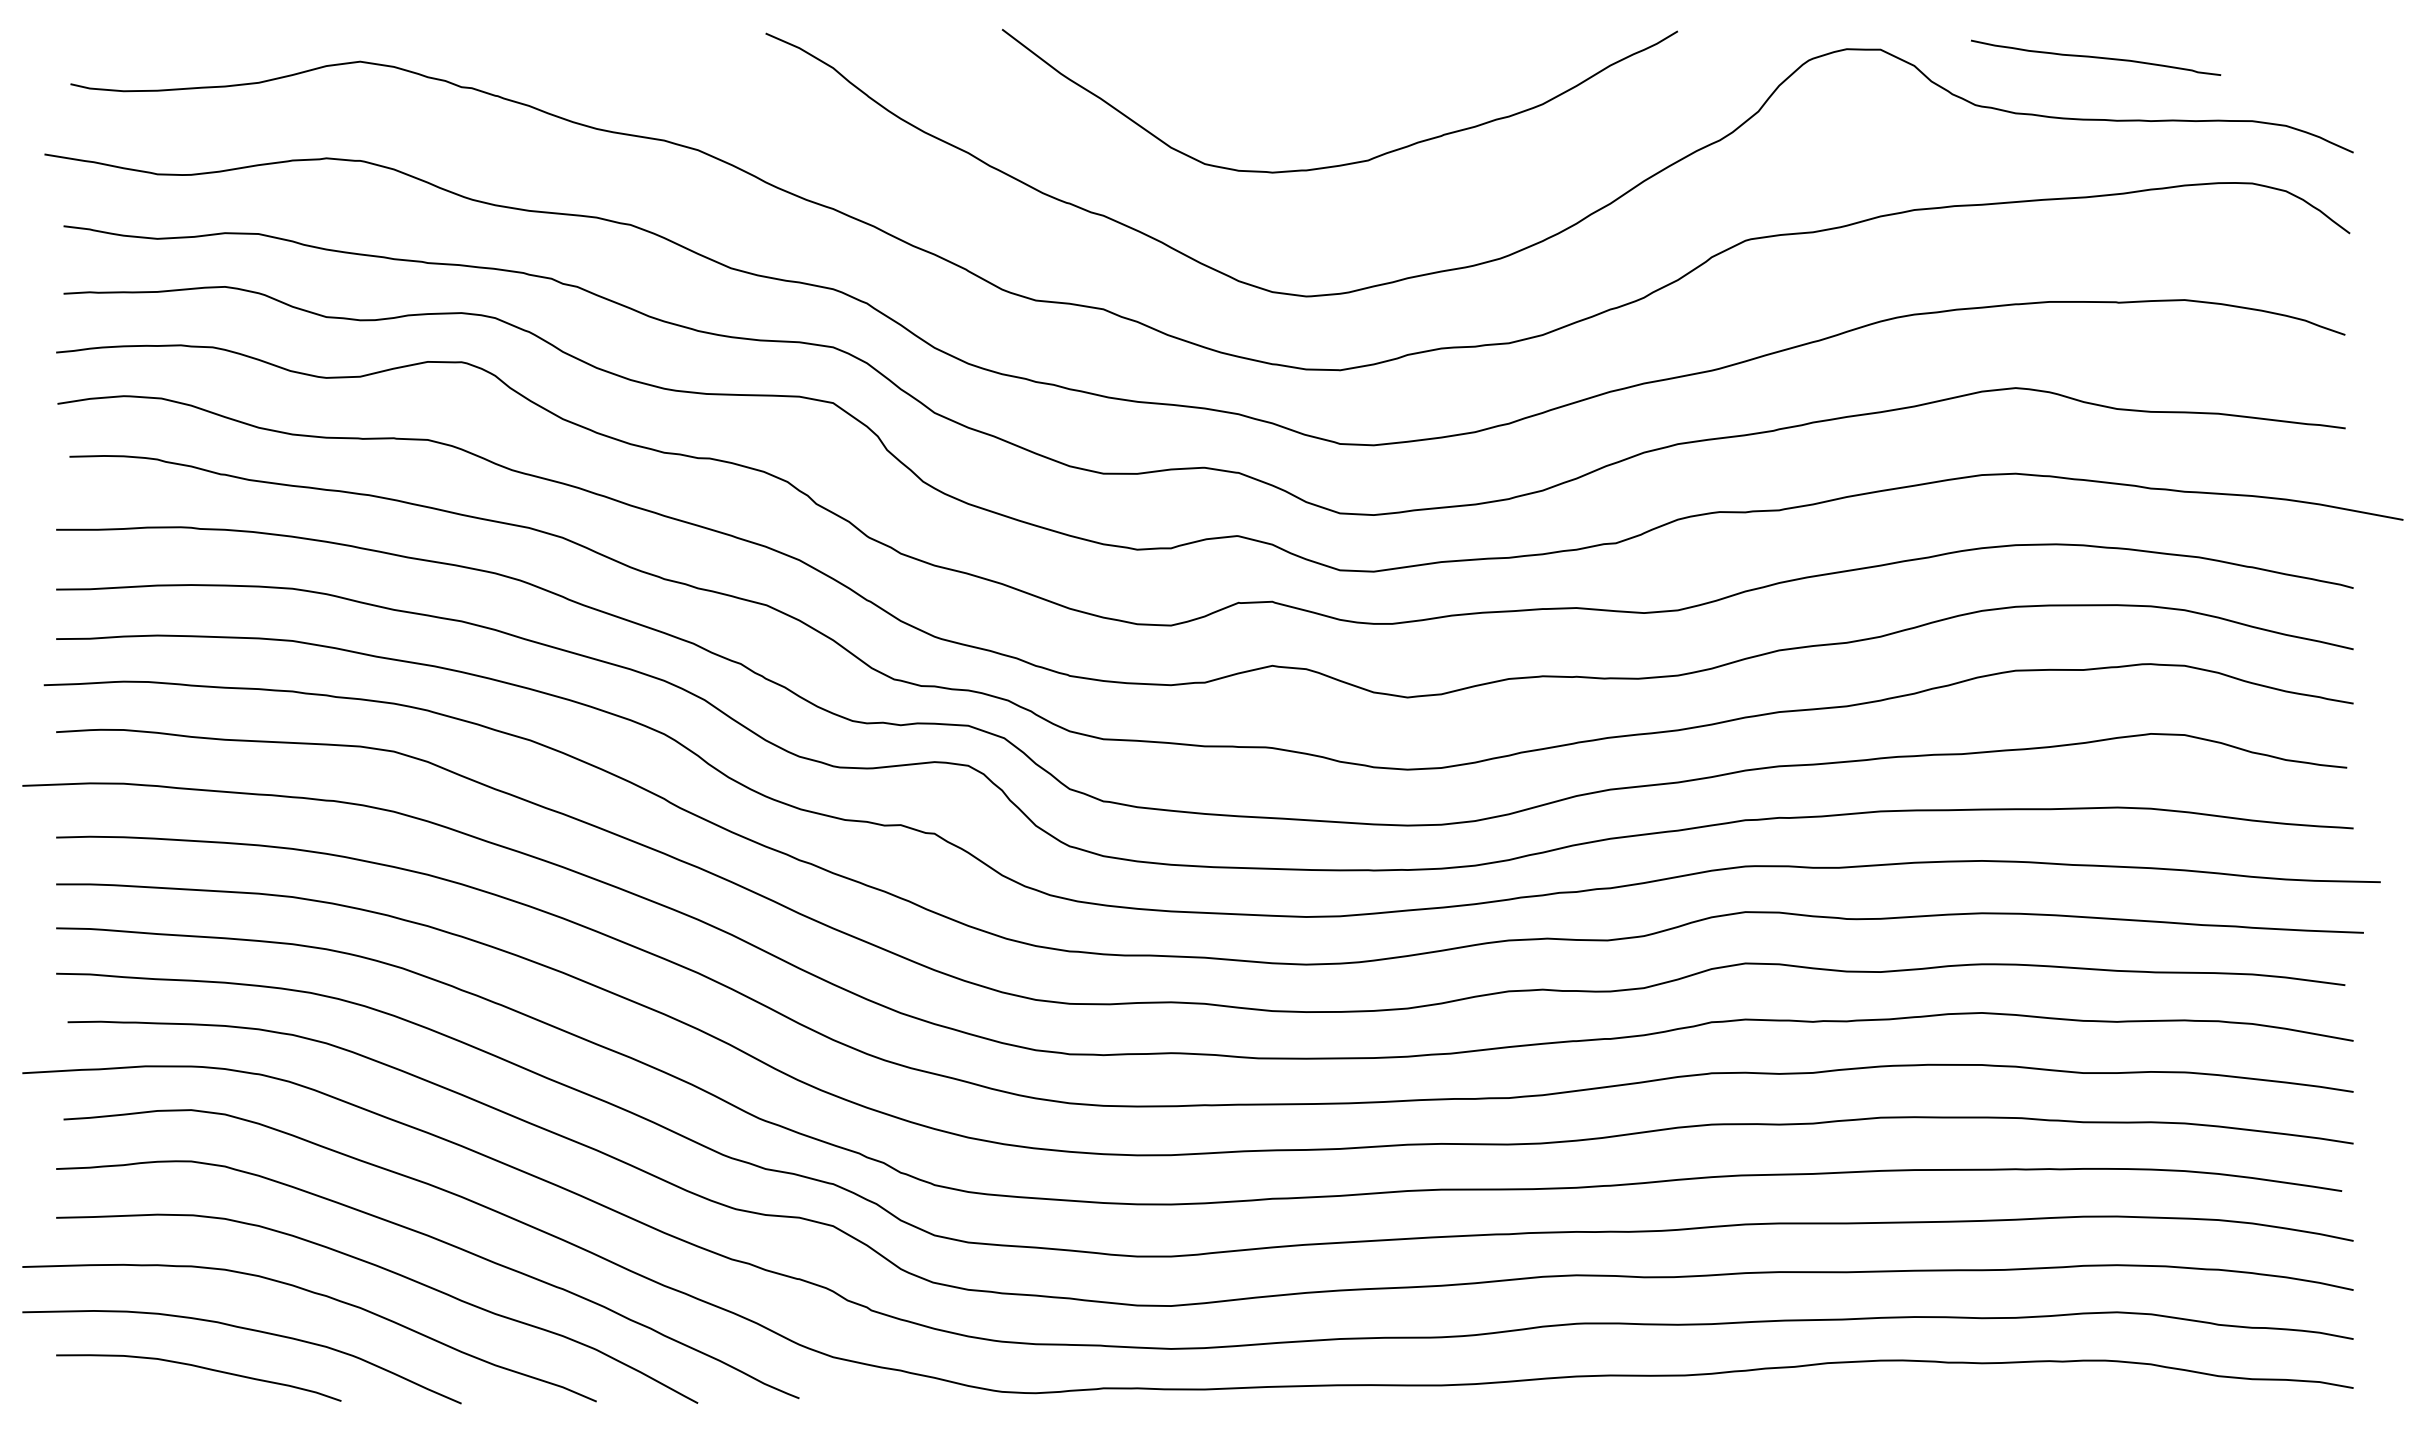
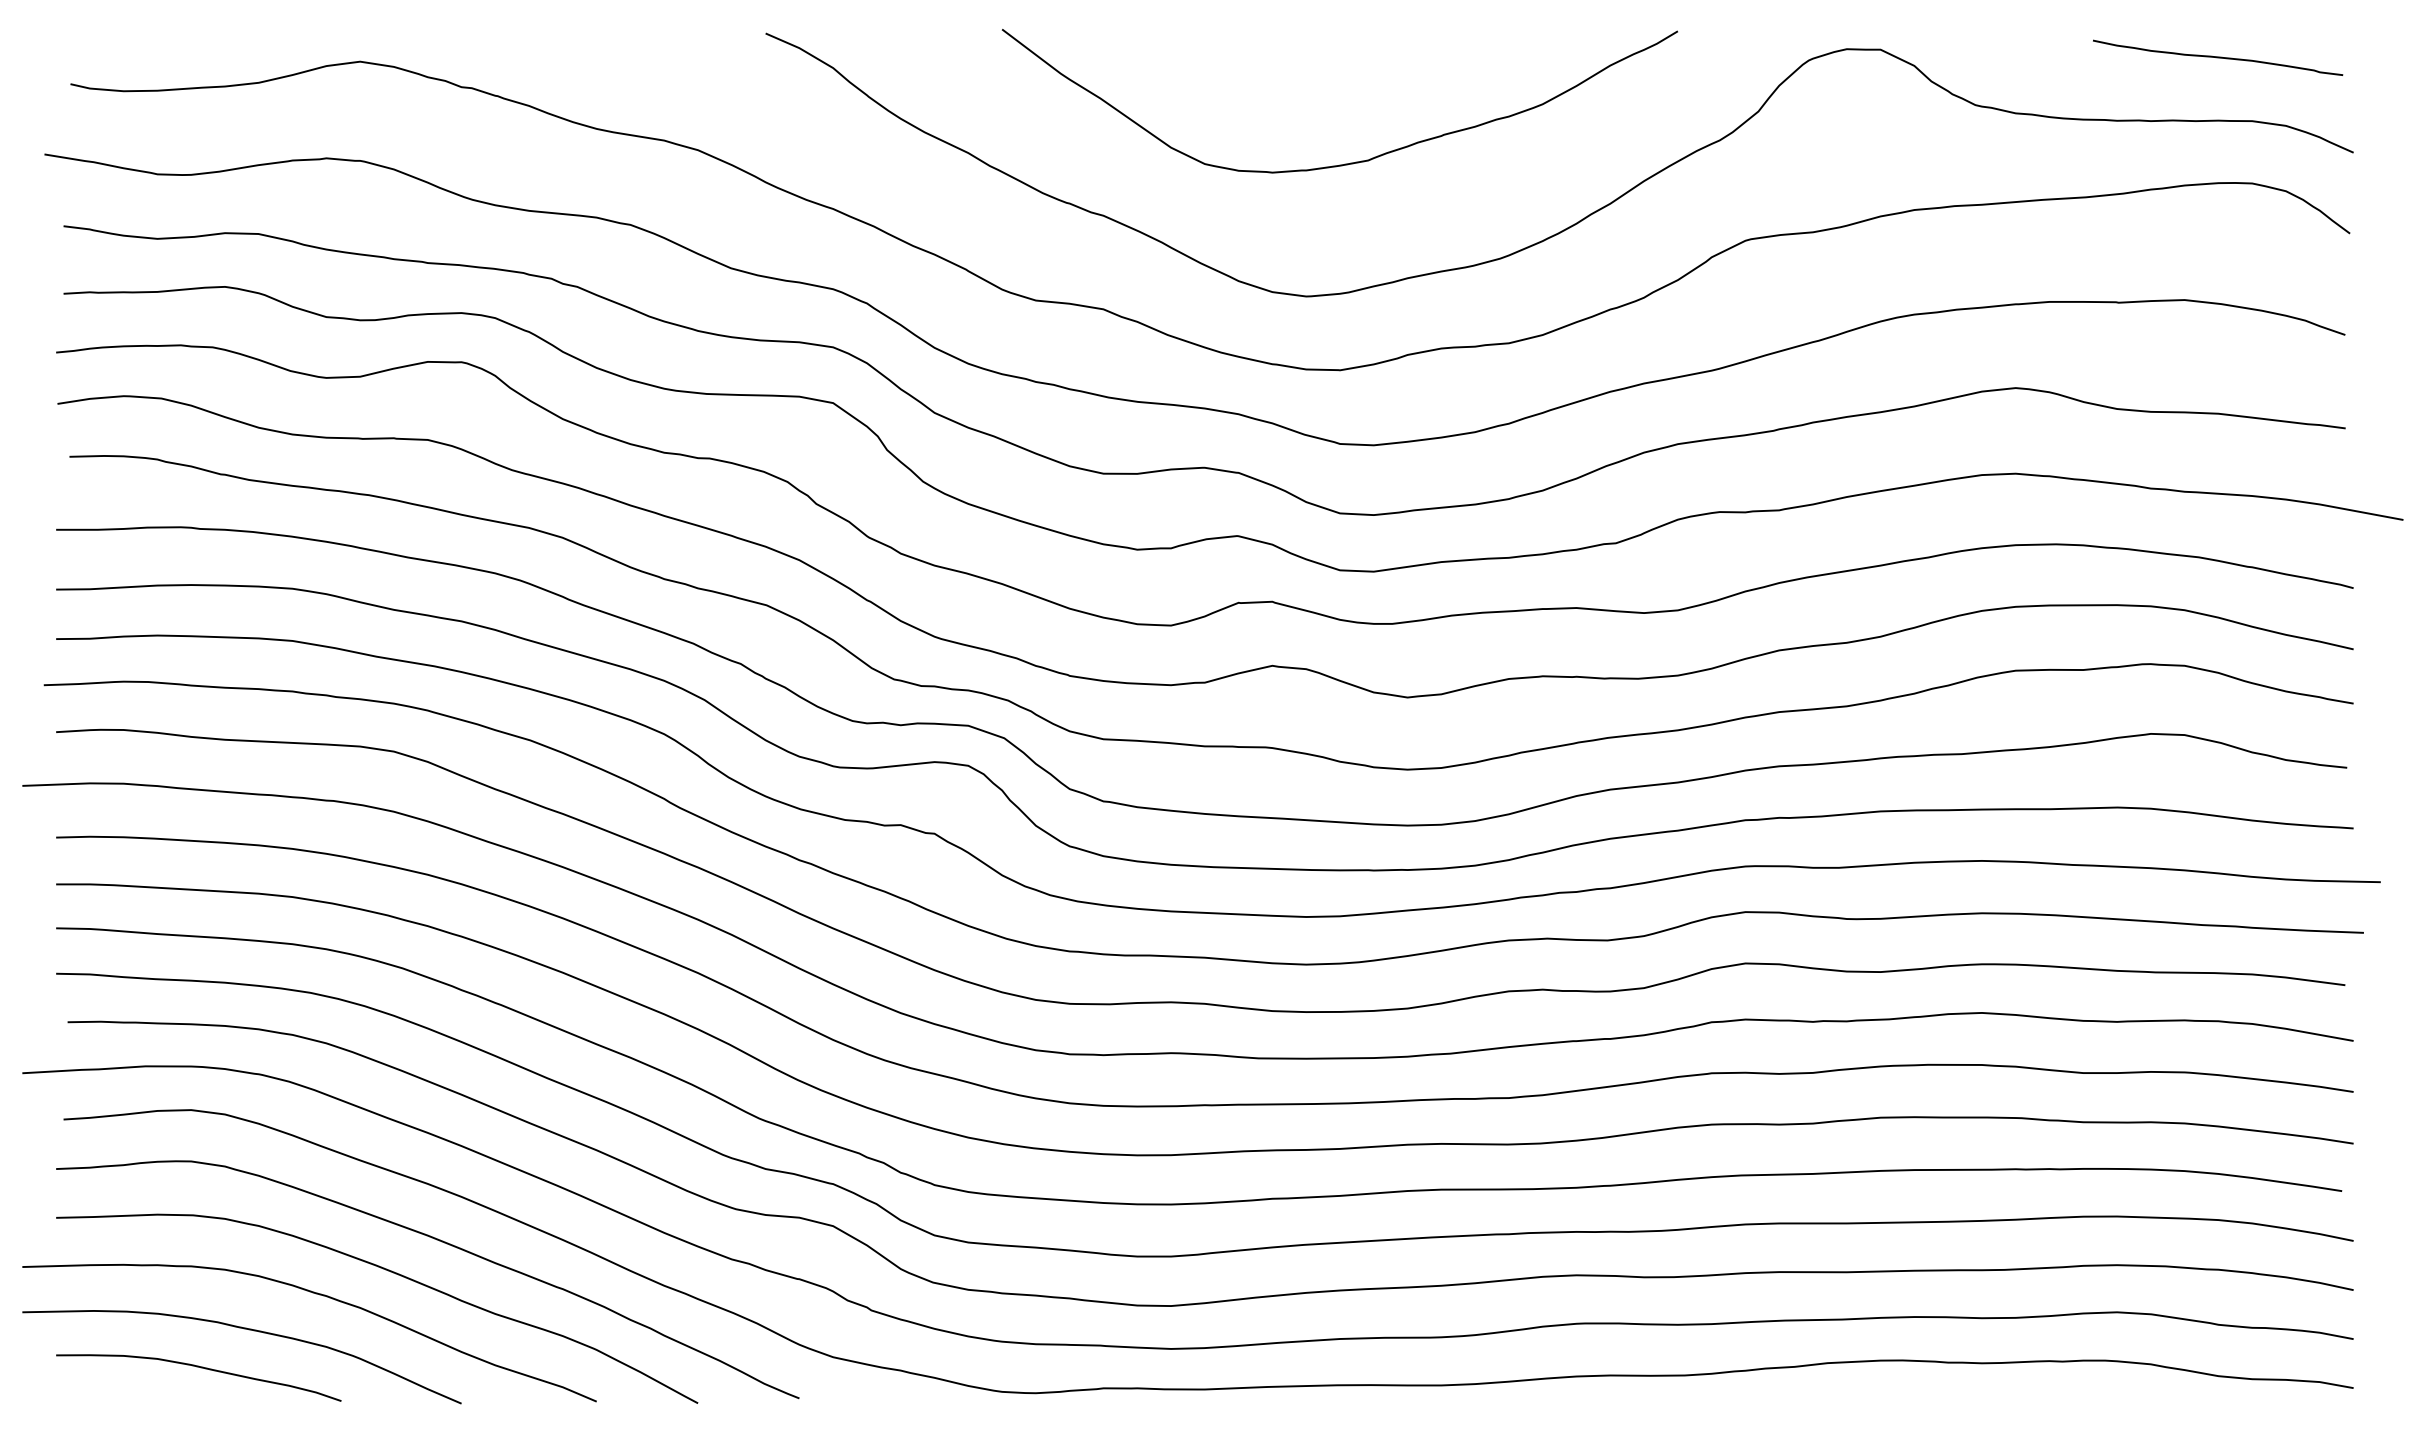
curve position: (2096, 57) -> (2218, 57) (2218, 57)
